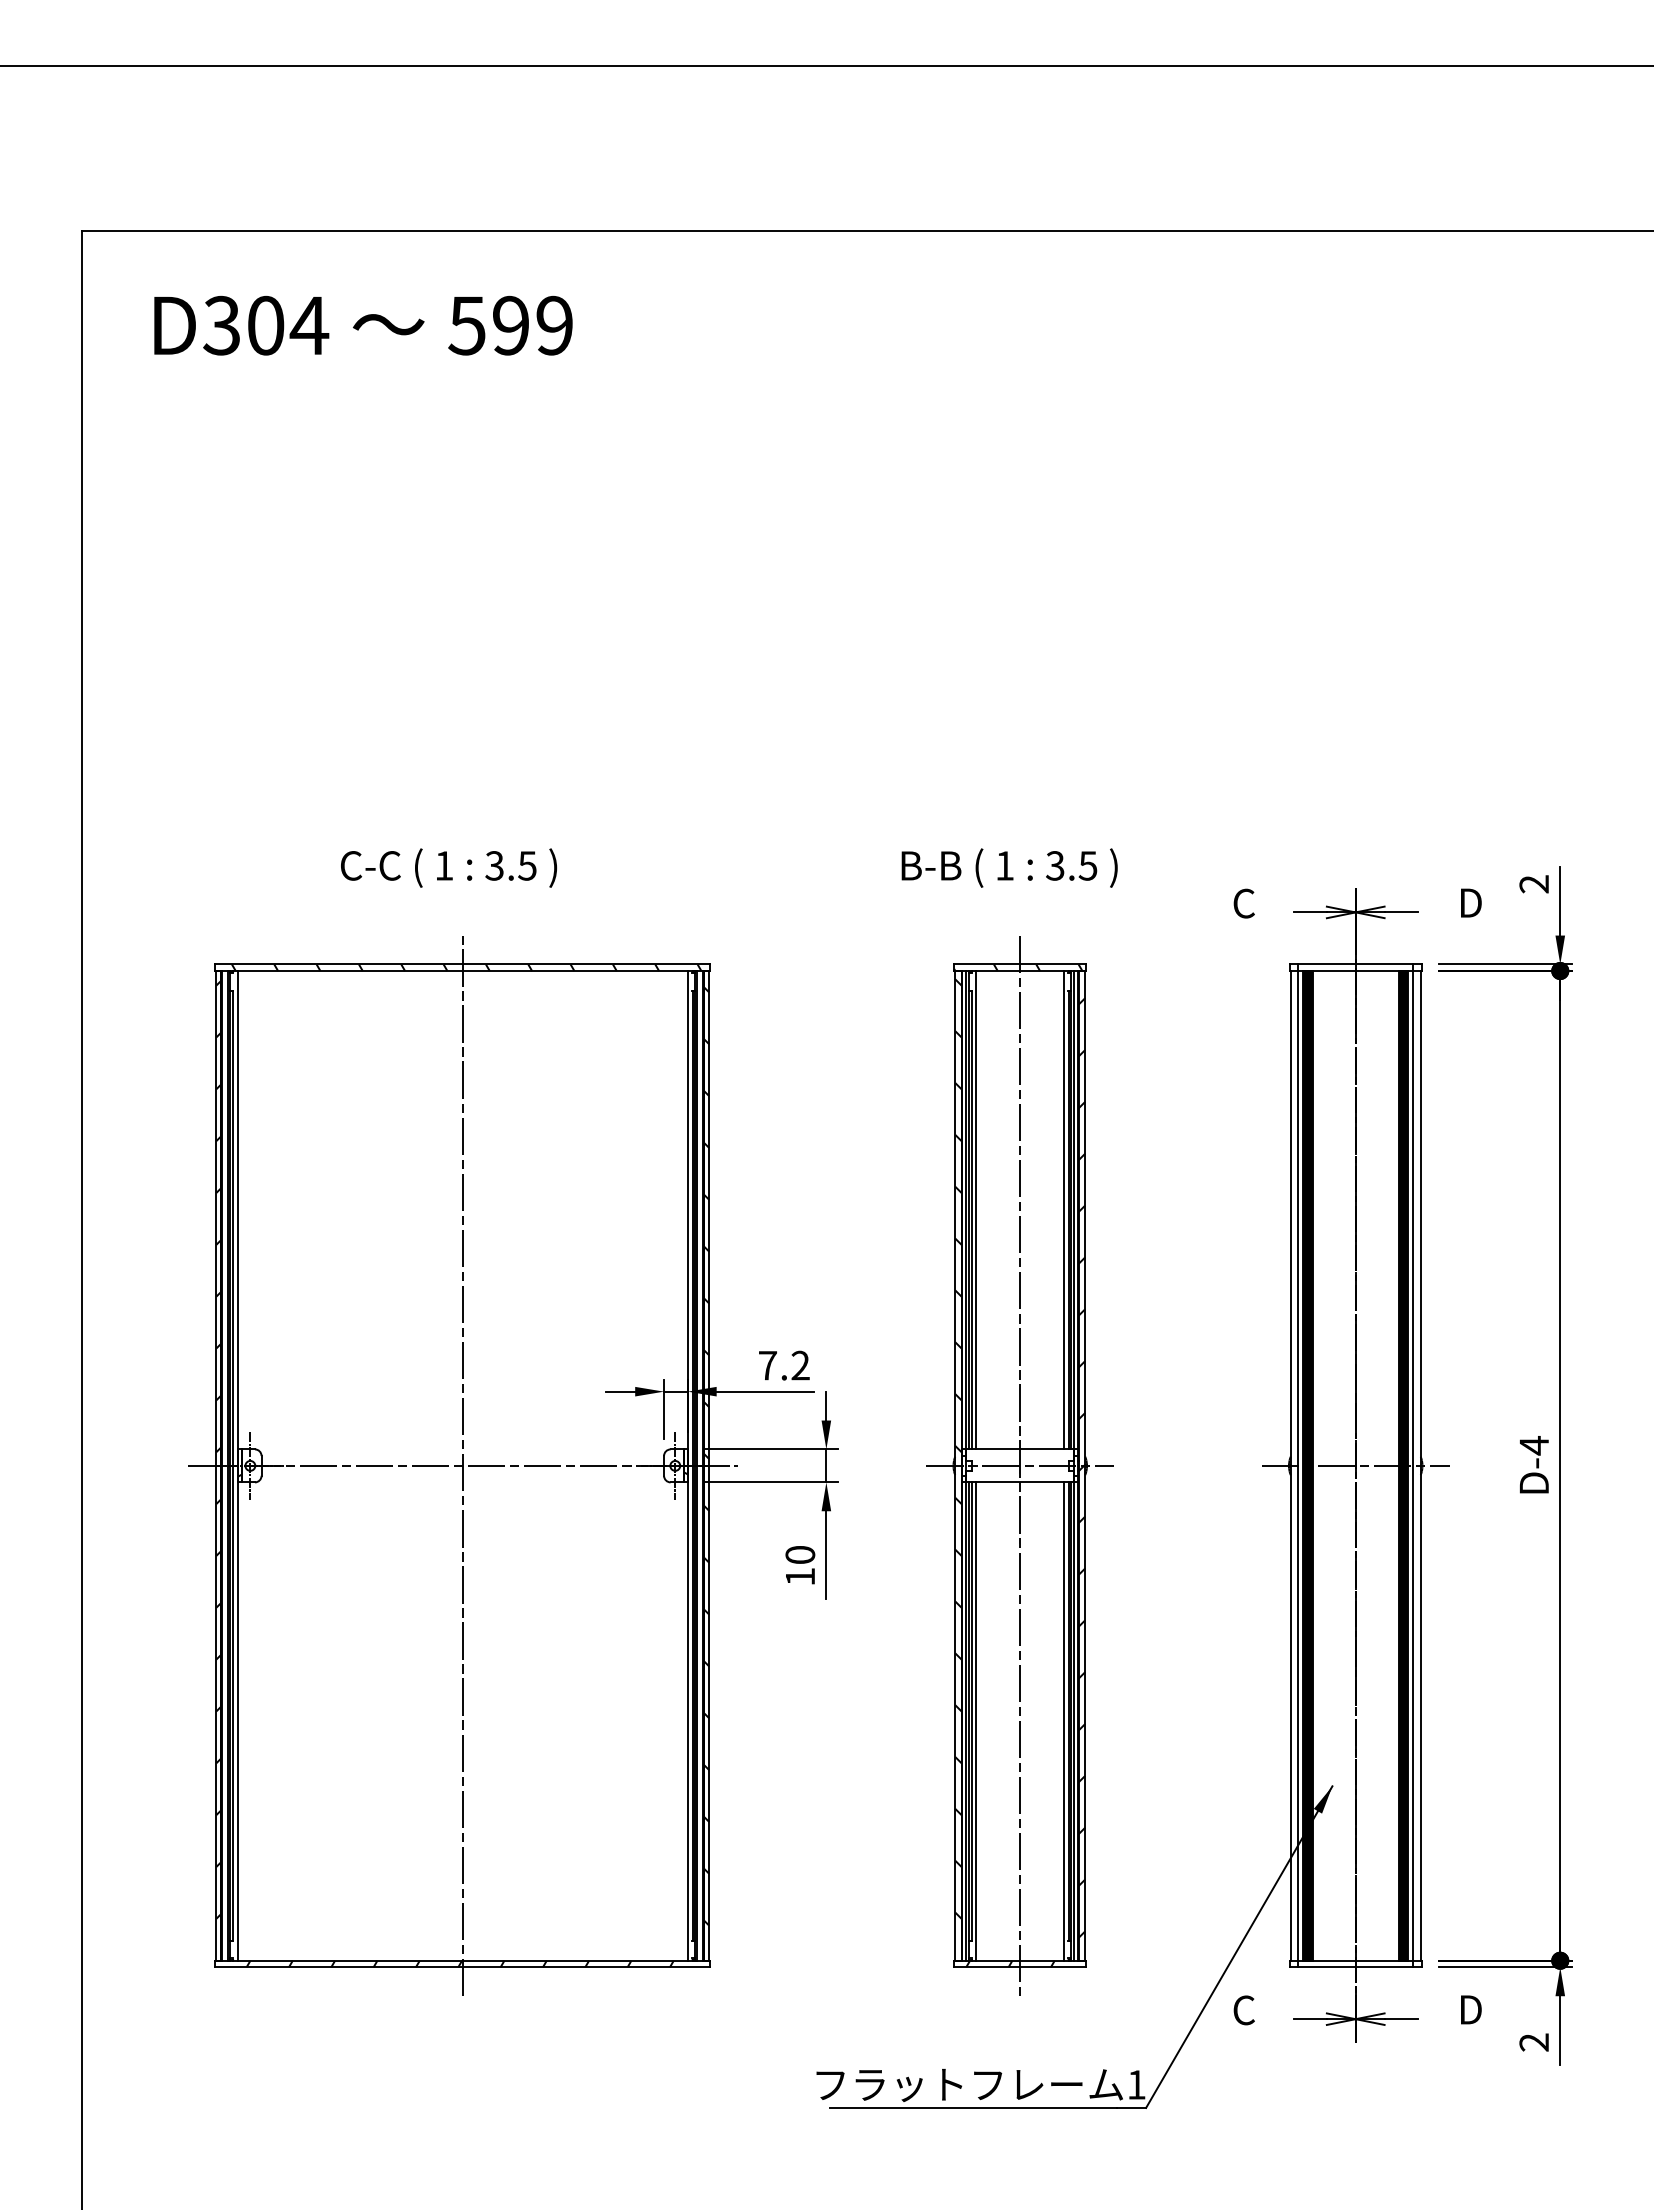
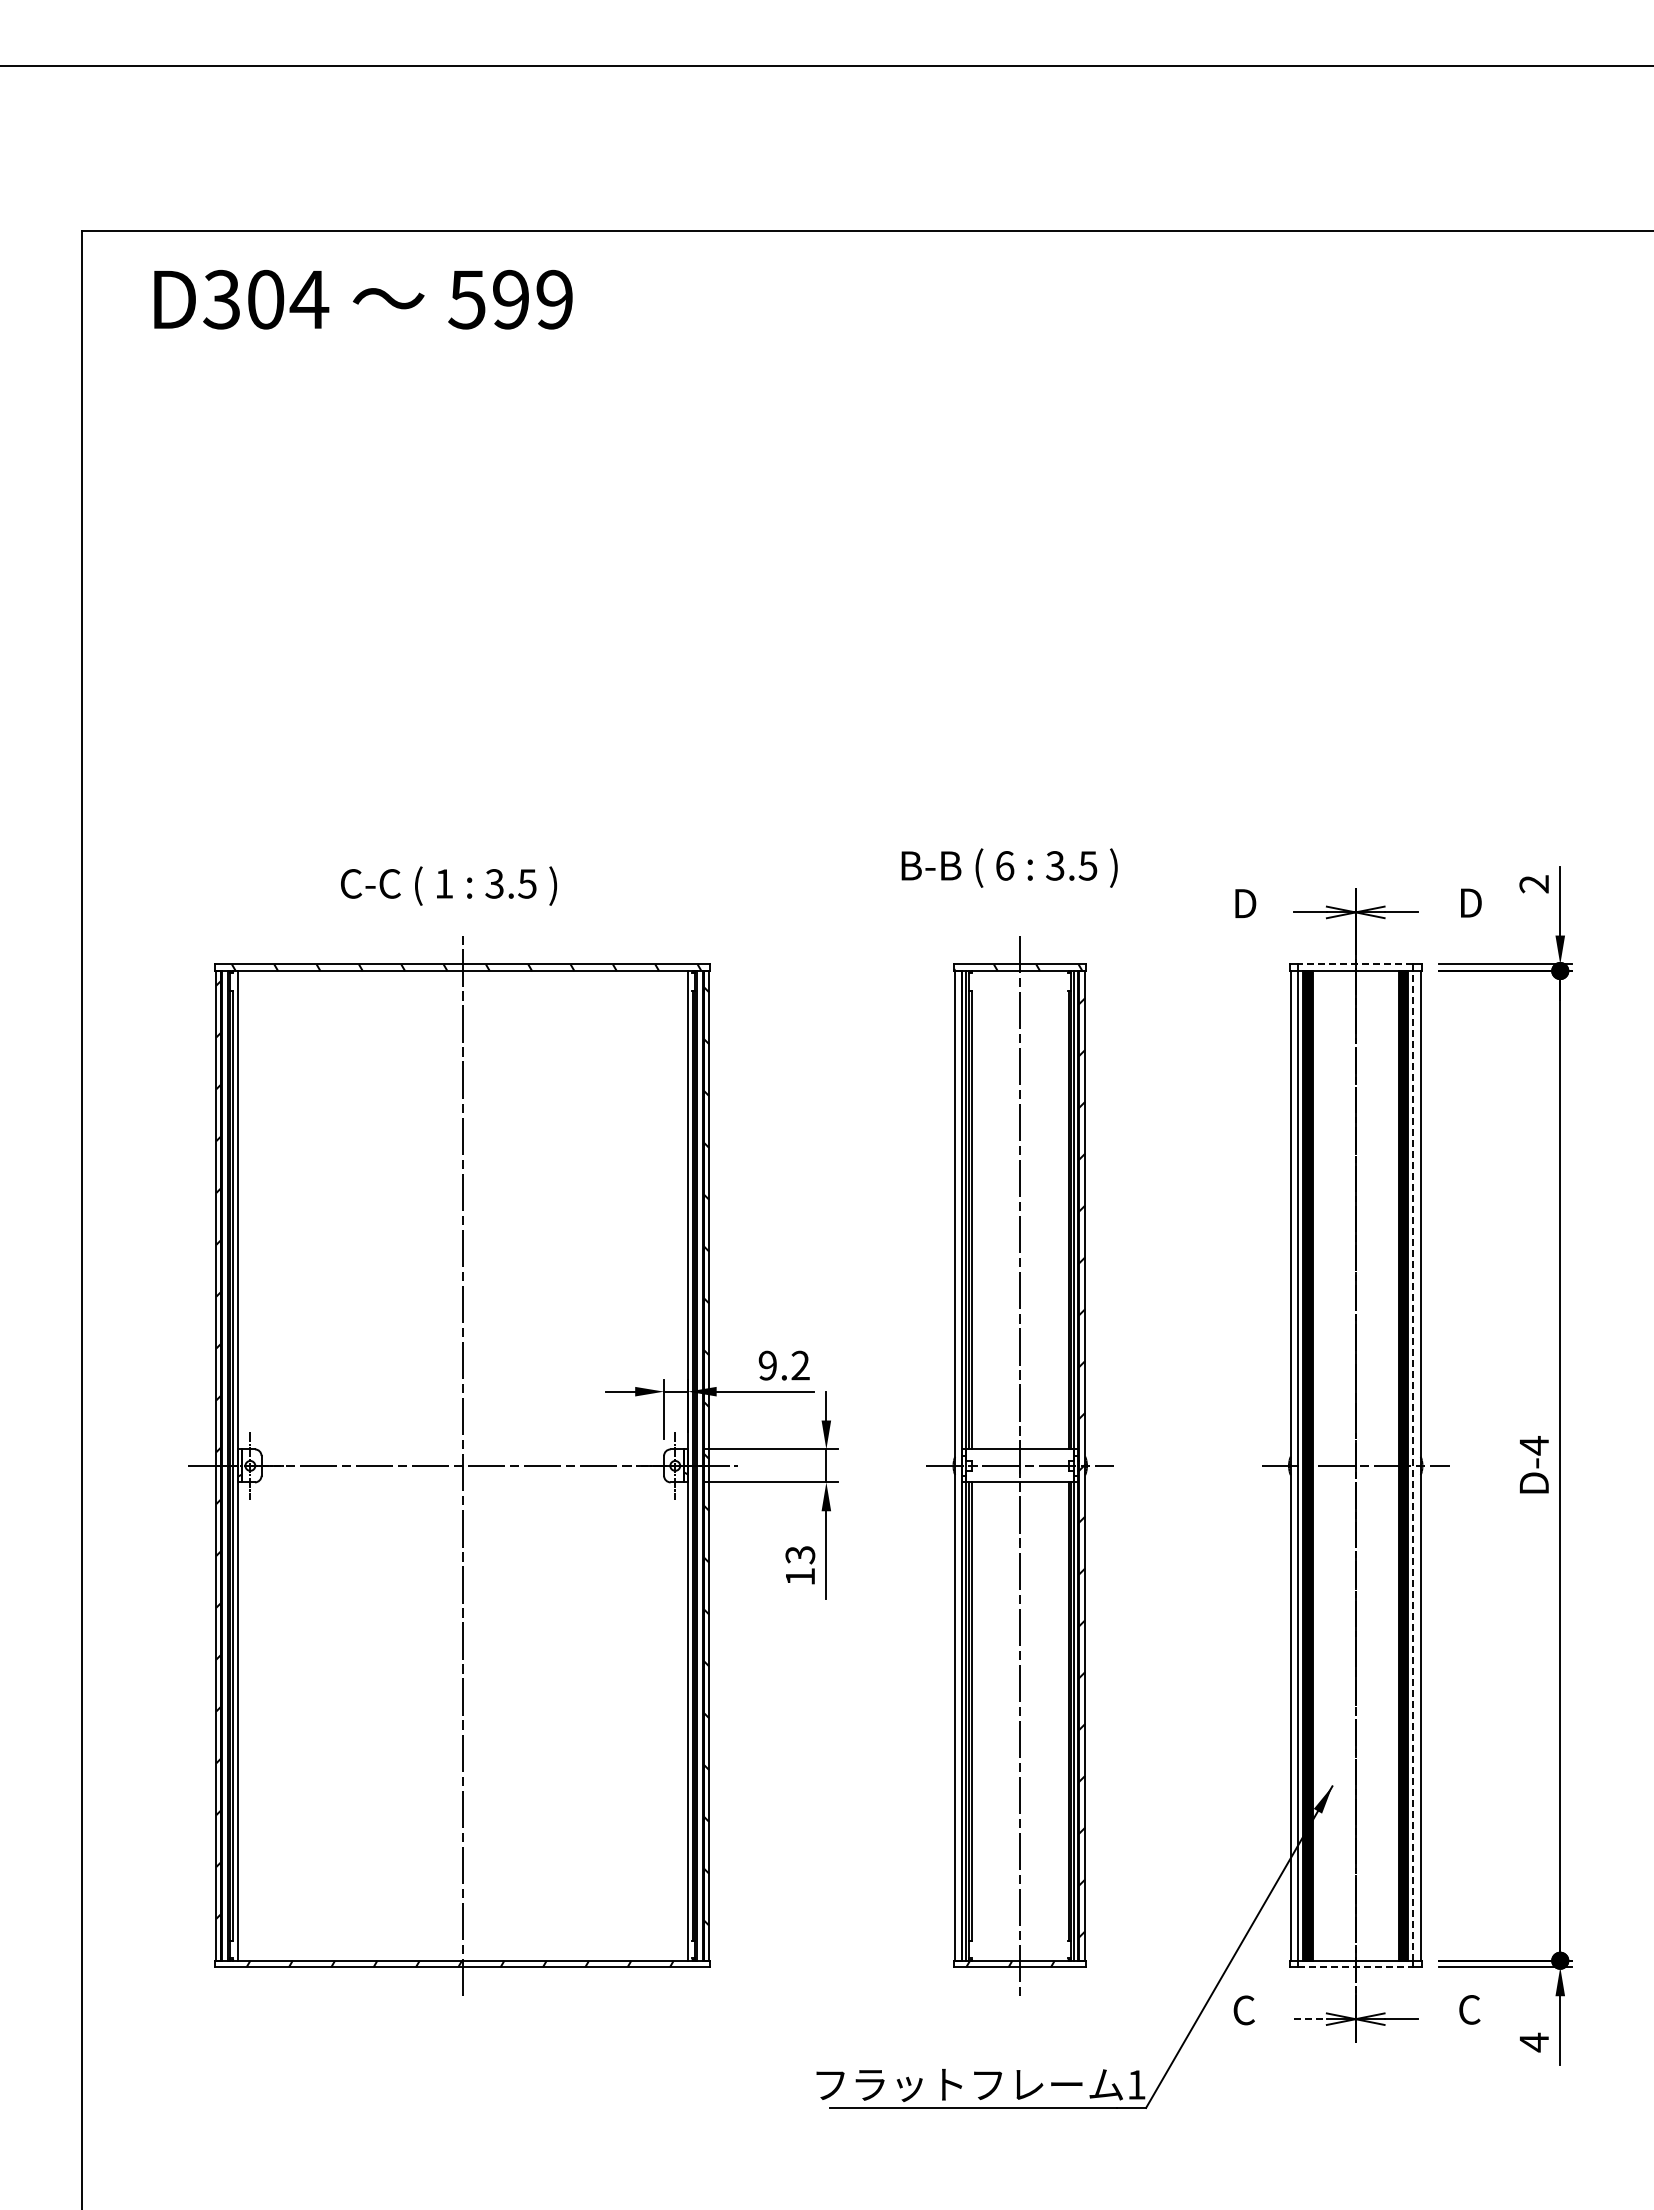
text position: (363, 325) -> (363, 299) (363, 299)
text: 1 -> 6 (1005, 865)
text position: (448, 867) -> (448, 885) (448, 885)
text: C -> D (1244, 903)
line: solid -> dashed (1355, 964)
line: present -> none (976, 1210)
line: present -> none (1064, 1210)
text: 7.2 -> 9.2 (767, 1365)
hatch: present -> none (958, 1449)
line: solid -> dashed (1413, 1465)
text: 10 -> 13 (800, 1555)
line: present -> none (976, 1721)
line: present -> none (1064, 1721)
line: solid -> dashed (1355, 1967)
text: D -> C (1470, 2009)
line: solid -> dashed (1310, 2019)
text: 2 -> 4 (1533, 2042)
